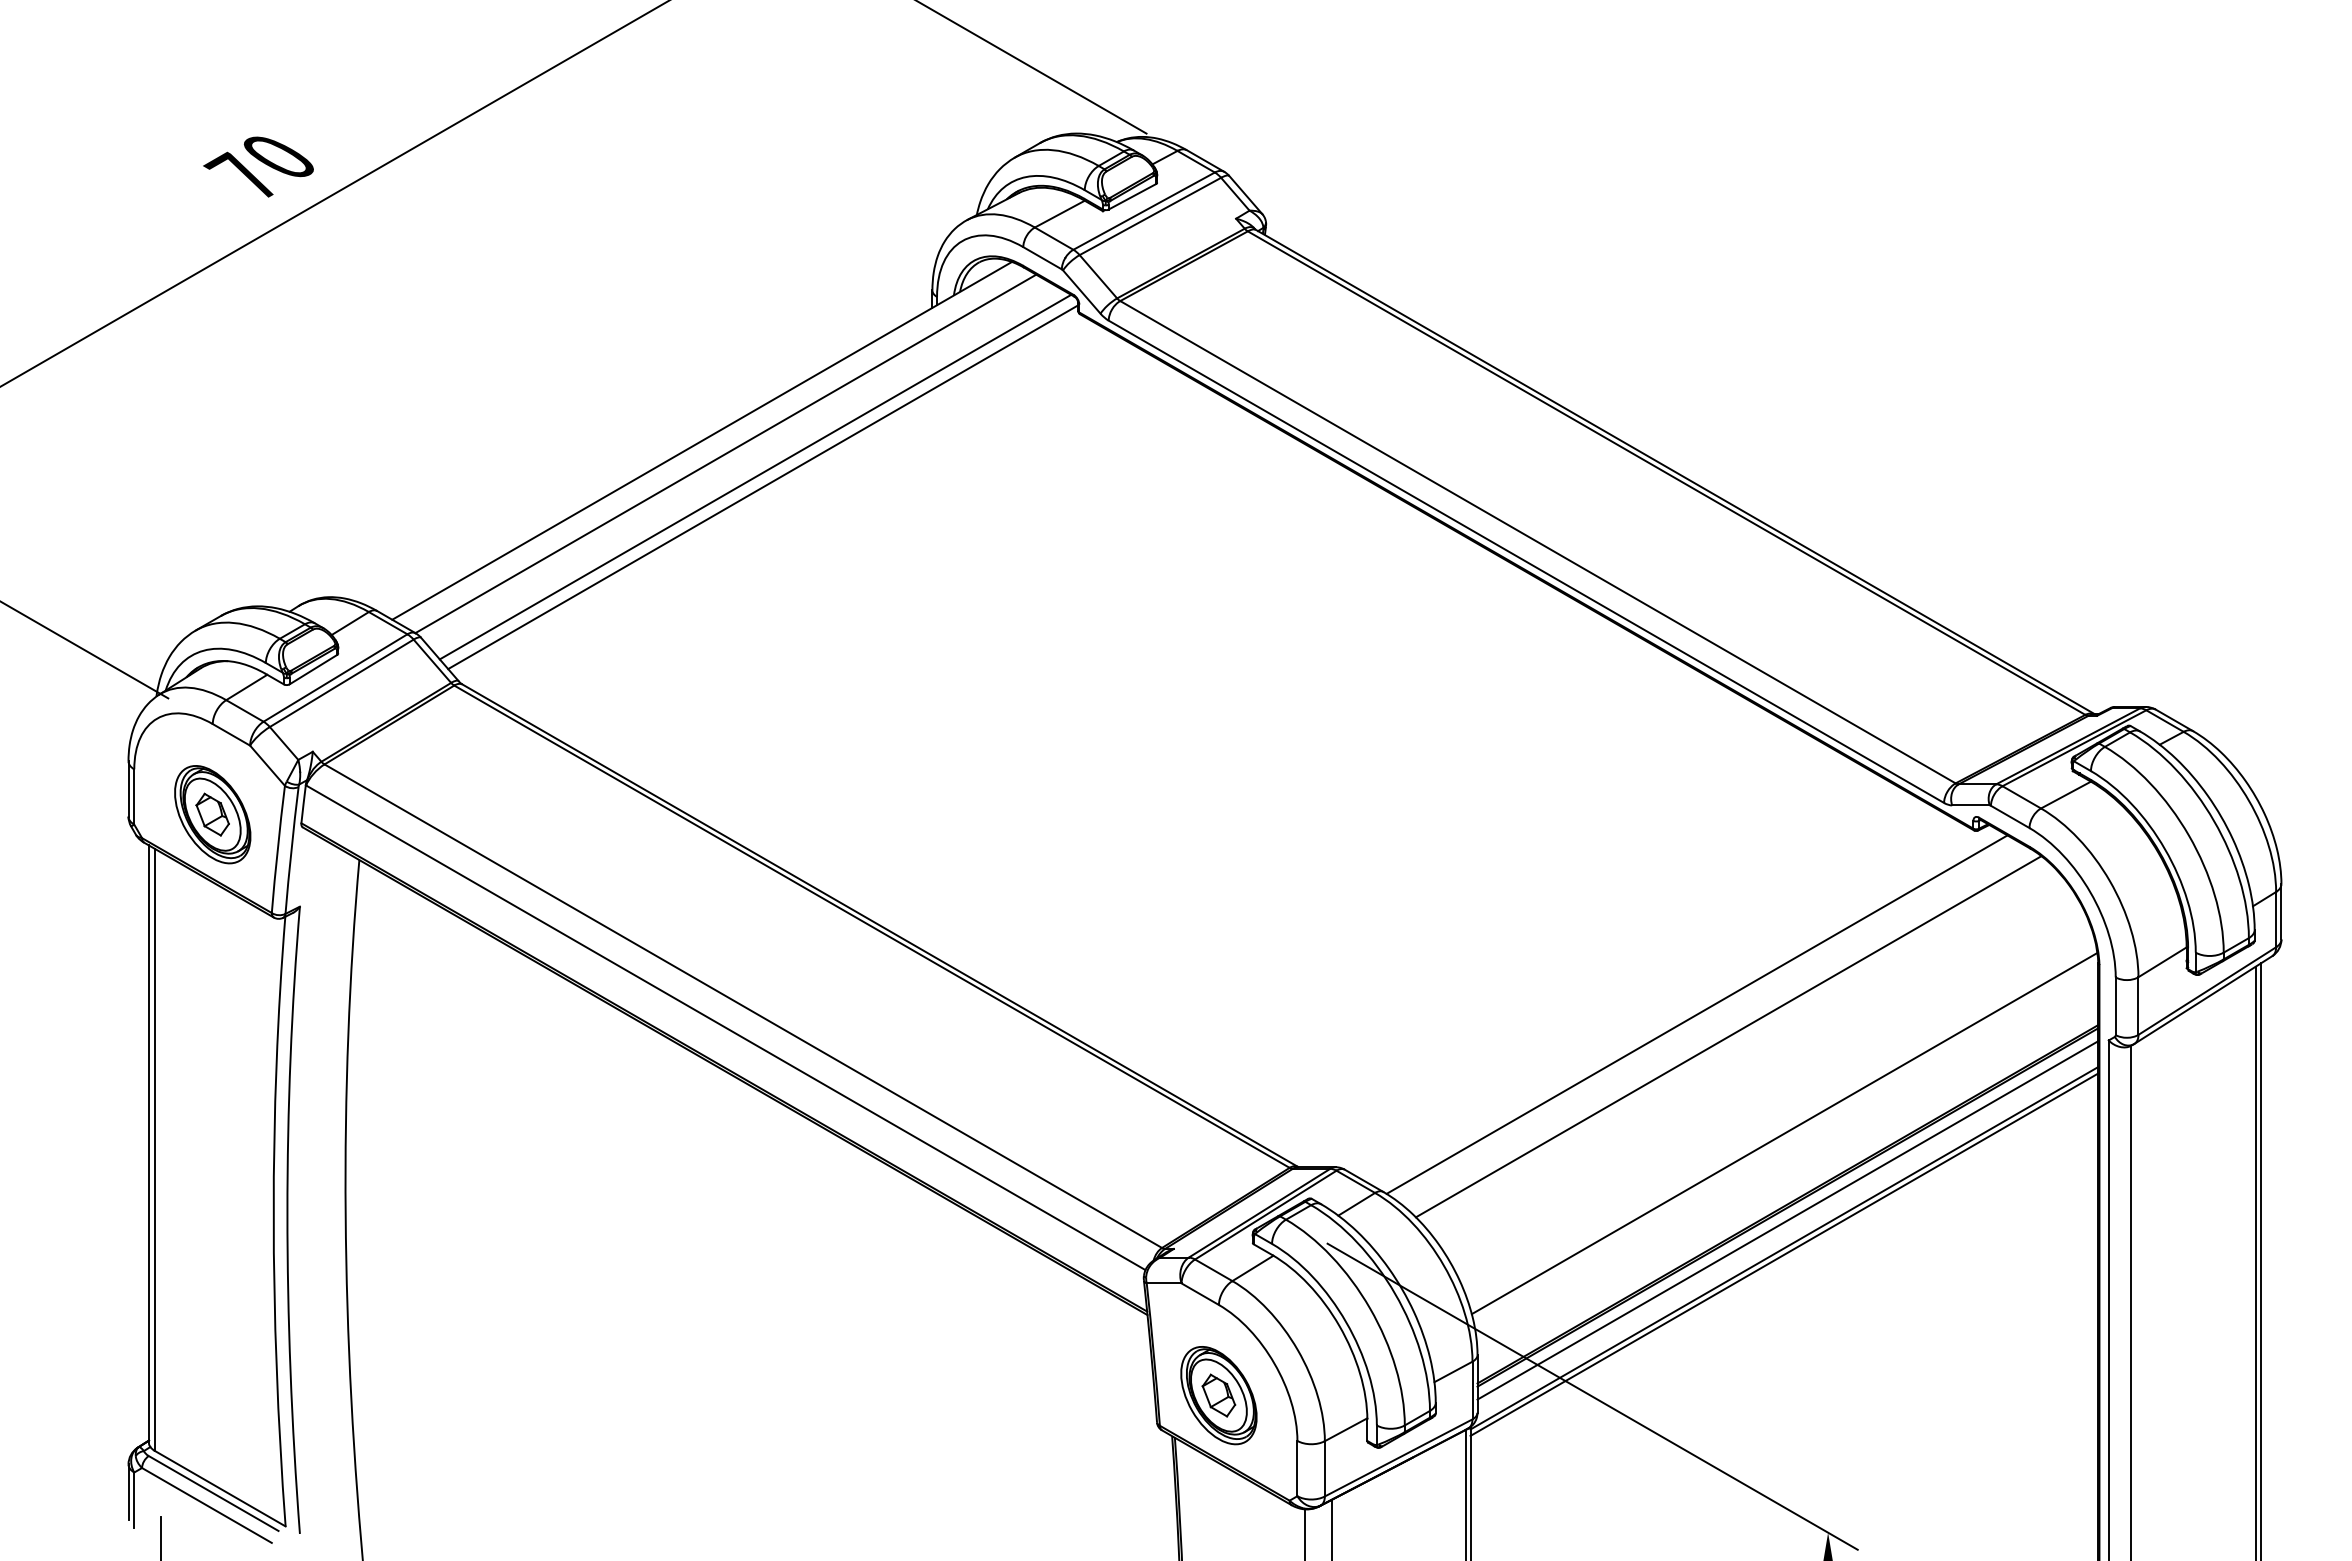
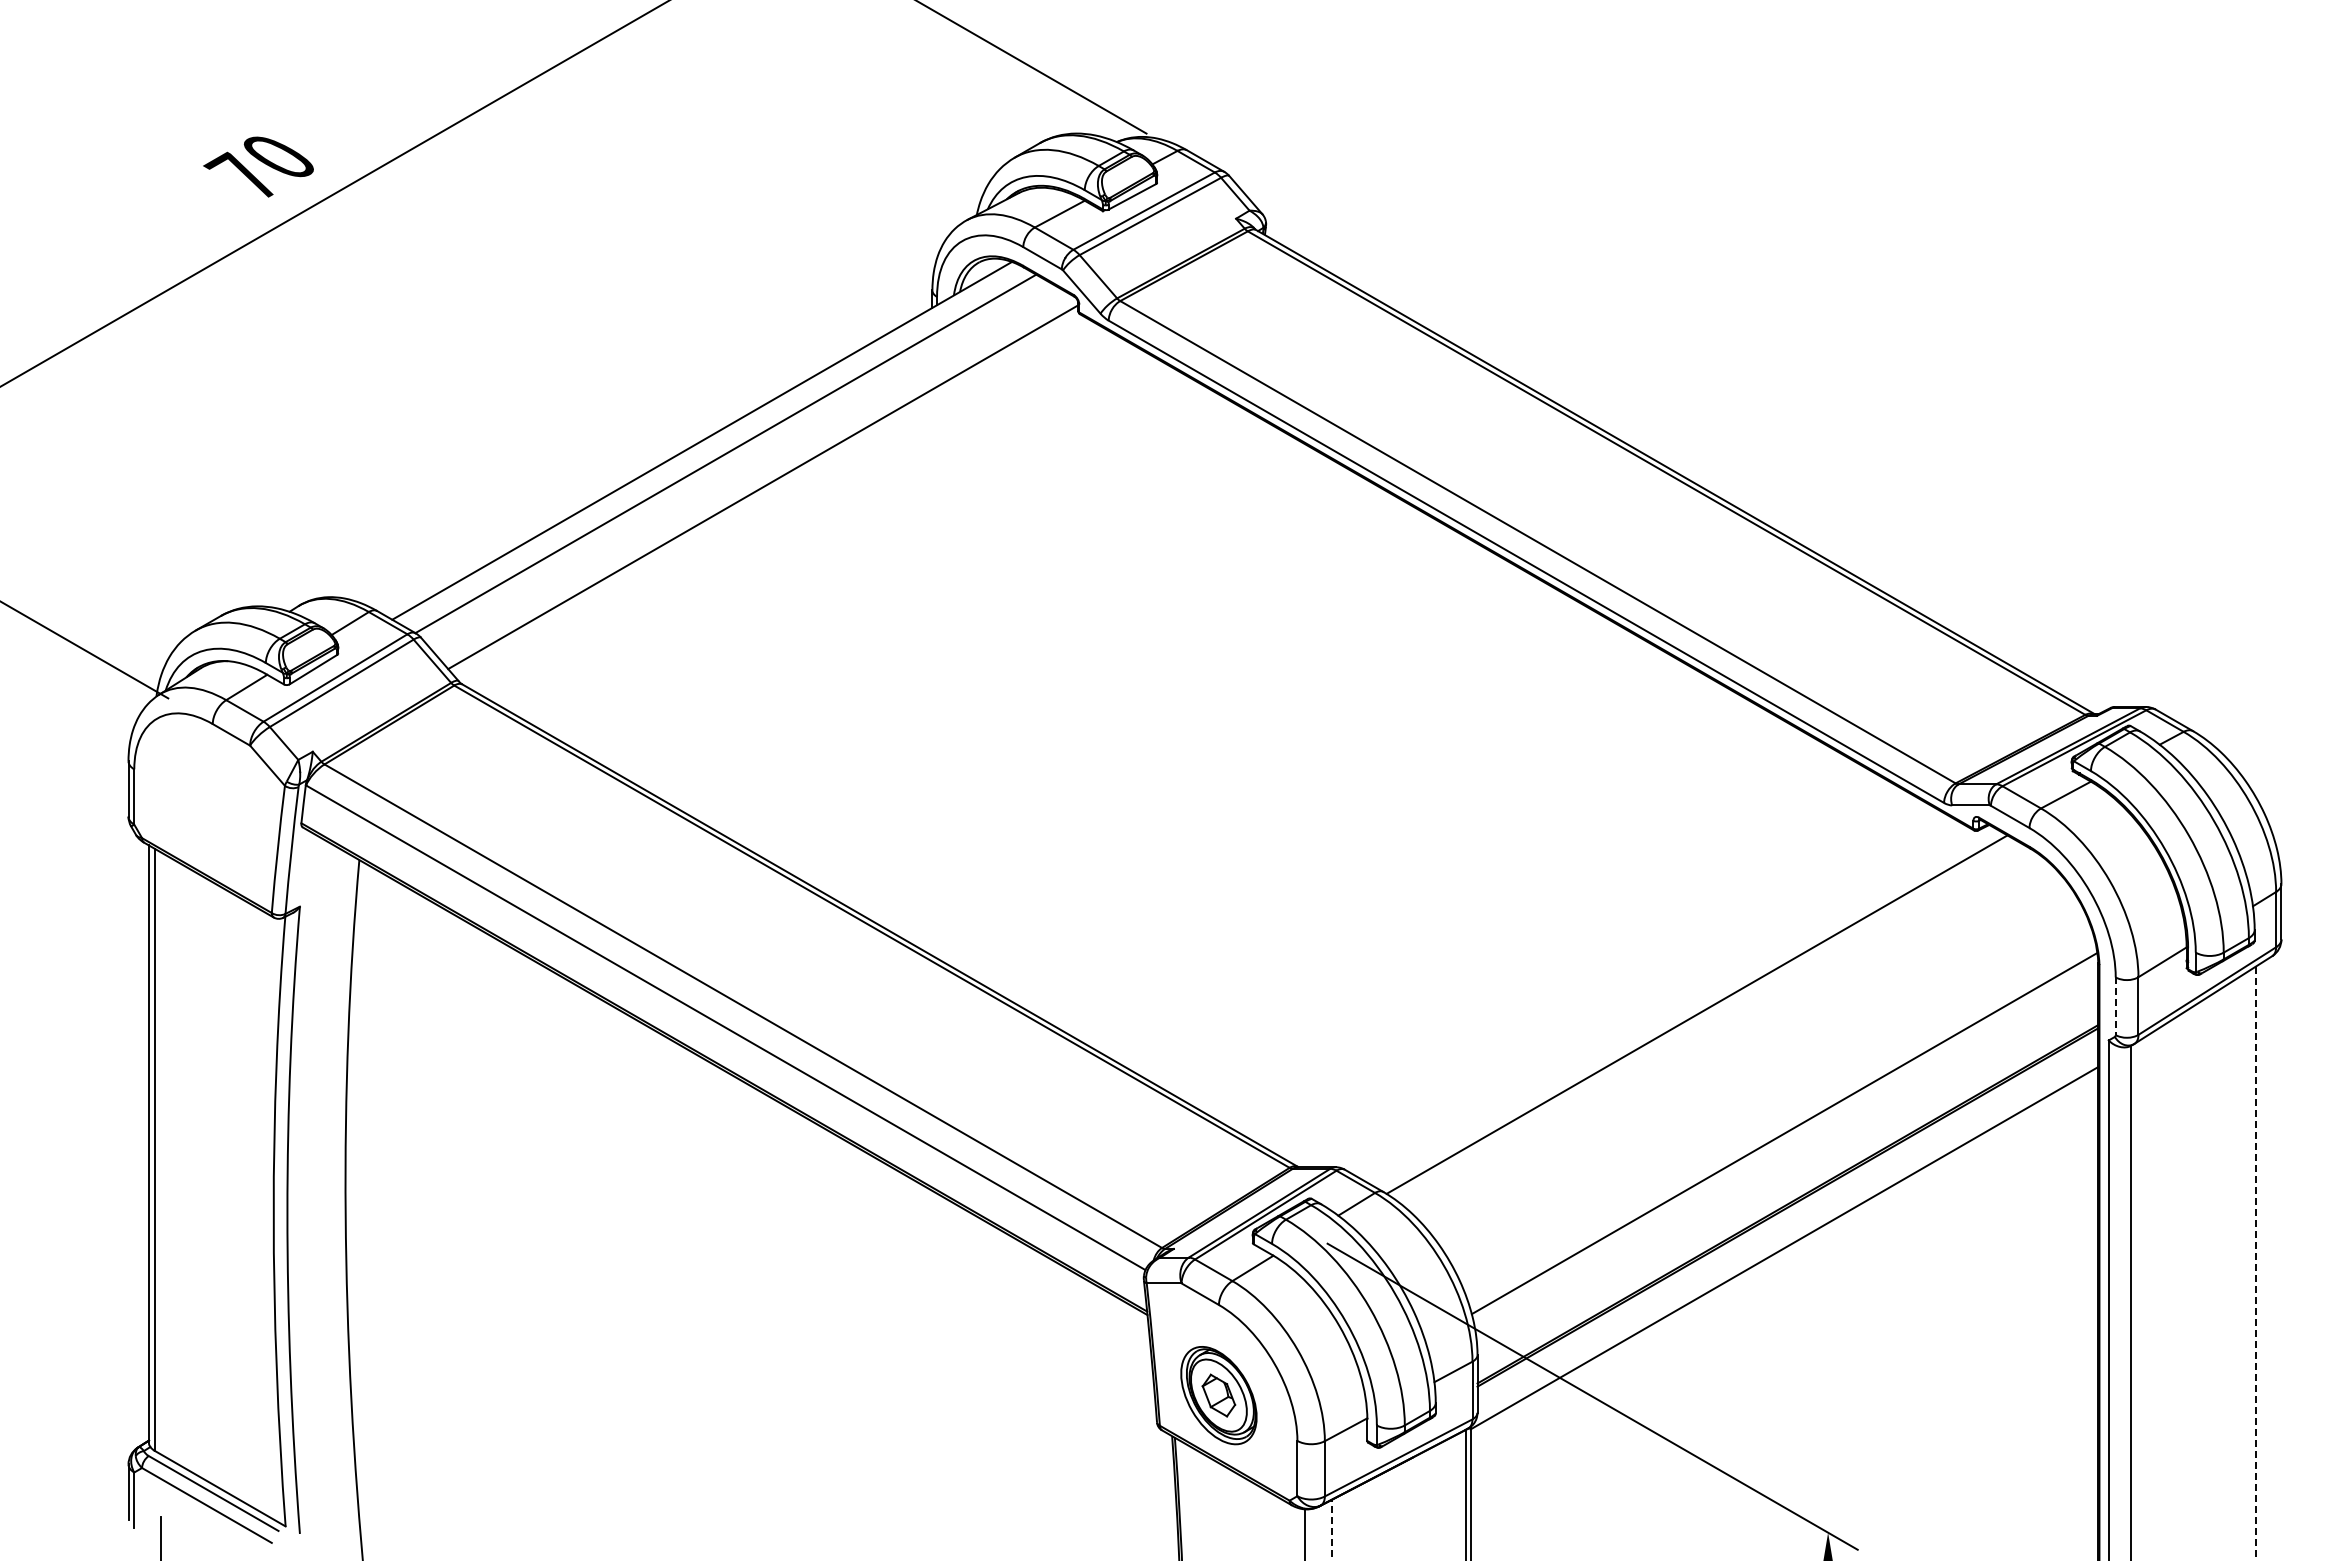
line: present -> none (755, 476)
part: present -> none (212, 814)
line: solid -> dashed (2115, 1006)
line: present -> none (1728, 1036)
line: present -> none (1787, 1220)
line: present -> none (1784, 1254)
line: present -> none (2260, 1260)
line: solid -> dashed (2255, 1263)
line: solid -> dashed (1332, 1529)
